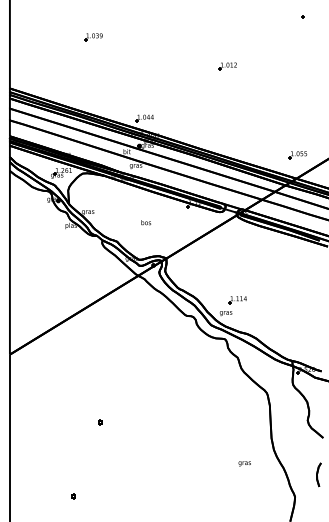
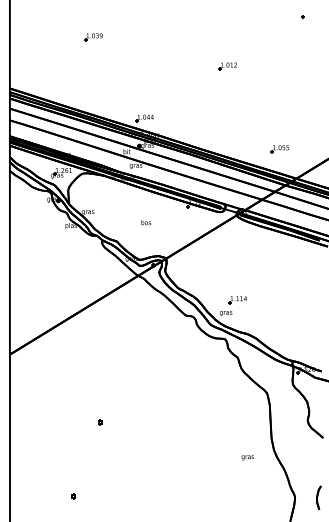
part position: (297, 155) -> (279, 149) (279, 149)
text position: (244, 463) -> (247, 457) (247, 457)
part position: (318, 474) -> (318, 497) (318, 497)
